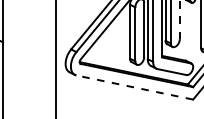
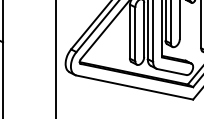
line: dashed -> solid (179, 19)
line: dashed -> solid (134, 87)
